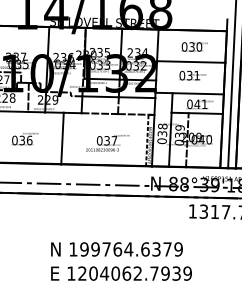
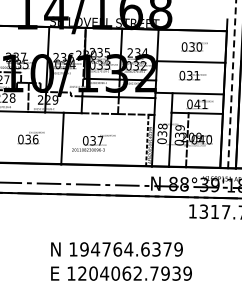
line: solid -> dashed (232, 84)
text position: (24, 139) -> (30, 138) (30, 138)
text position: (107, 143) -> (93, 143) (93, 143)
text: 199764.6379 -> 194764.6379 (95, 249)
